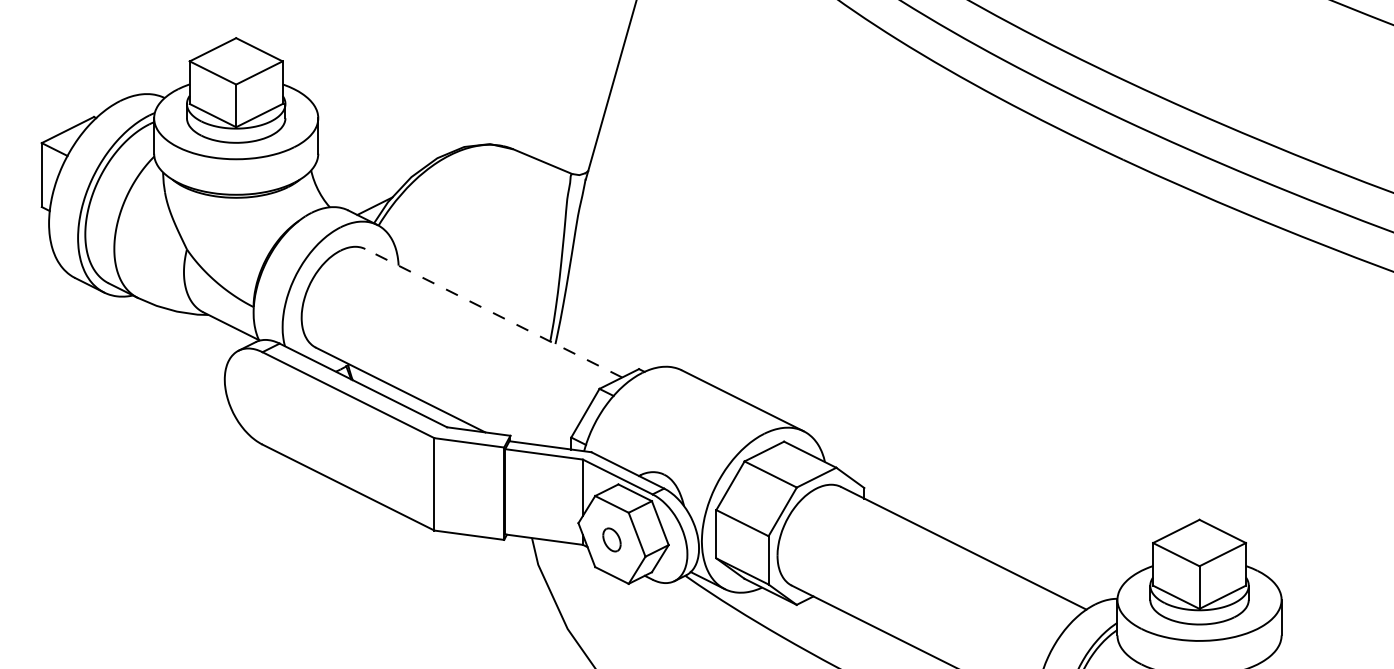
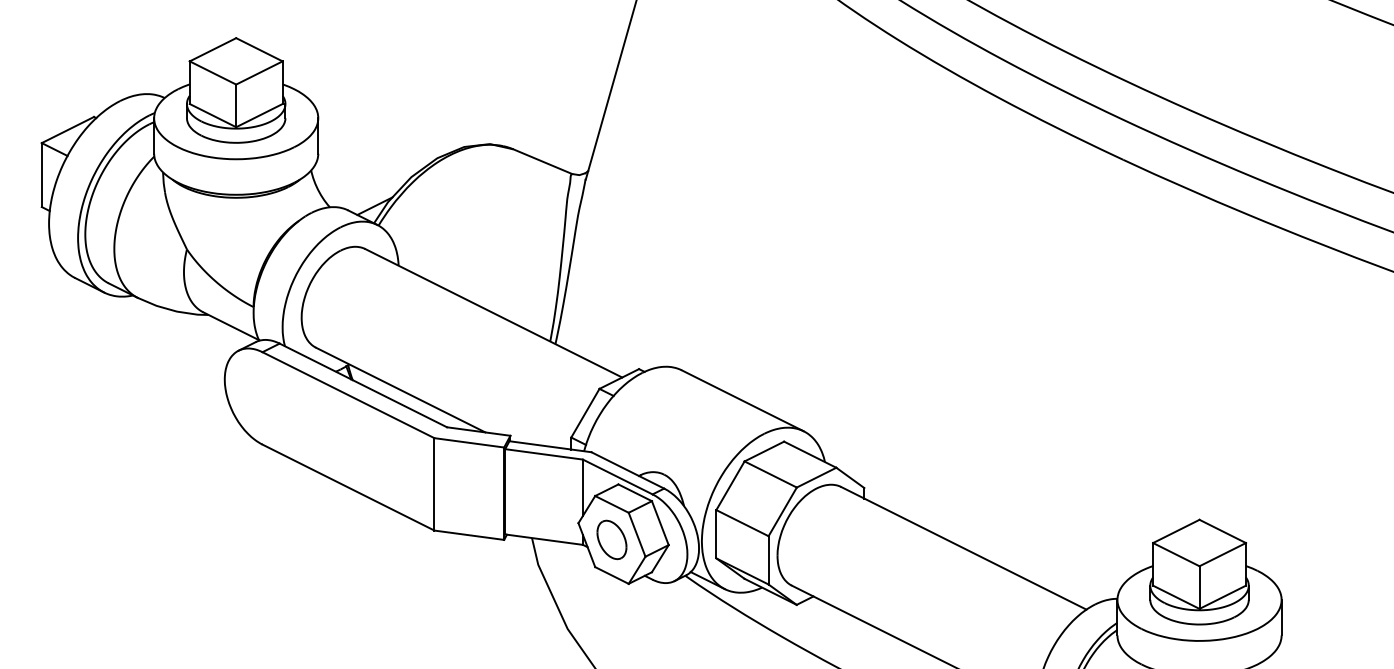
line: dashed -> solid (493, 313)
part size: 20x26 px -> 32x42 px (611, 539)
